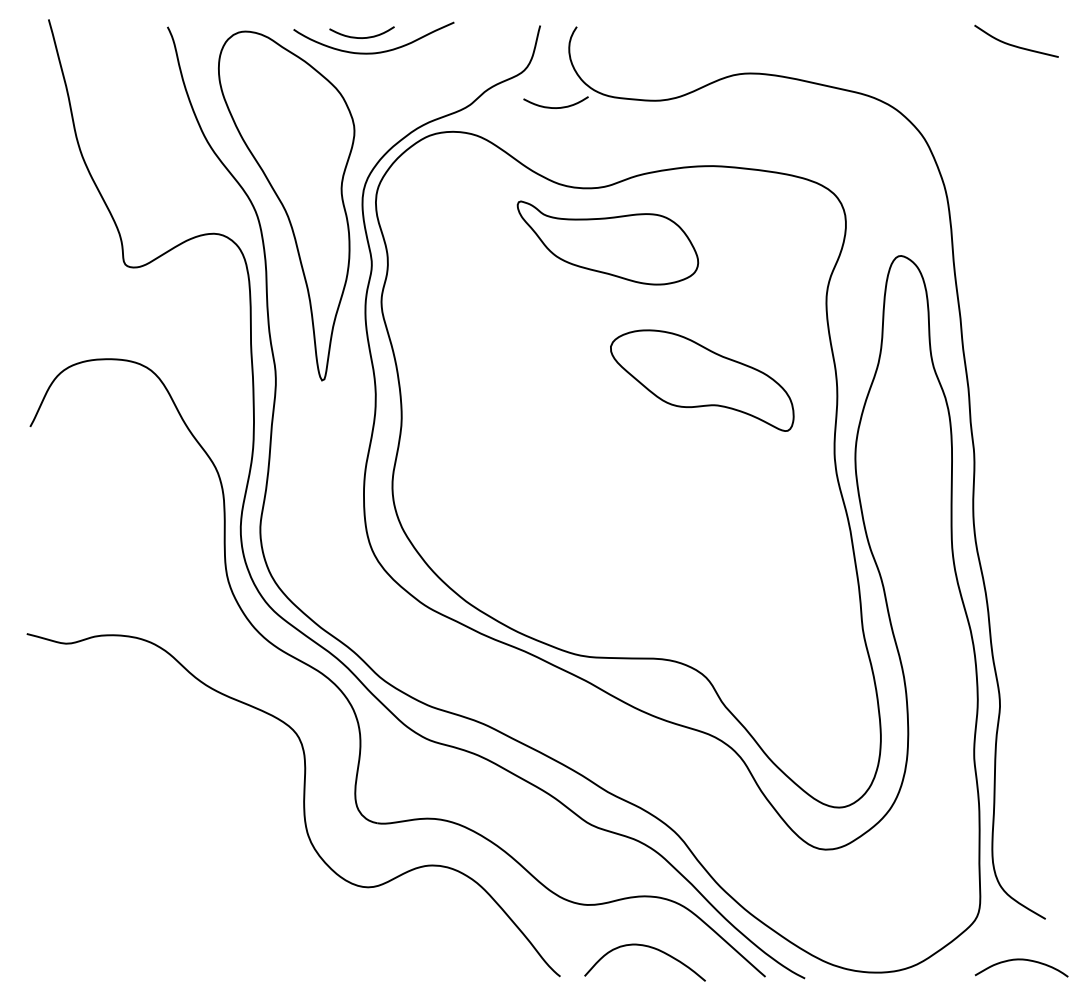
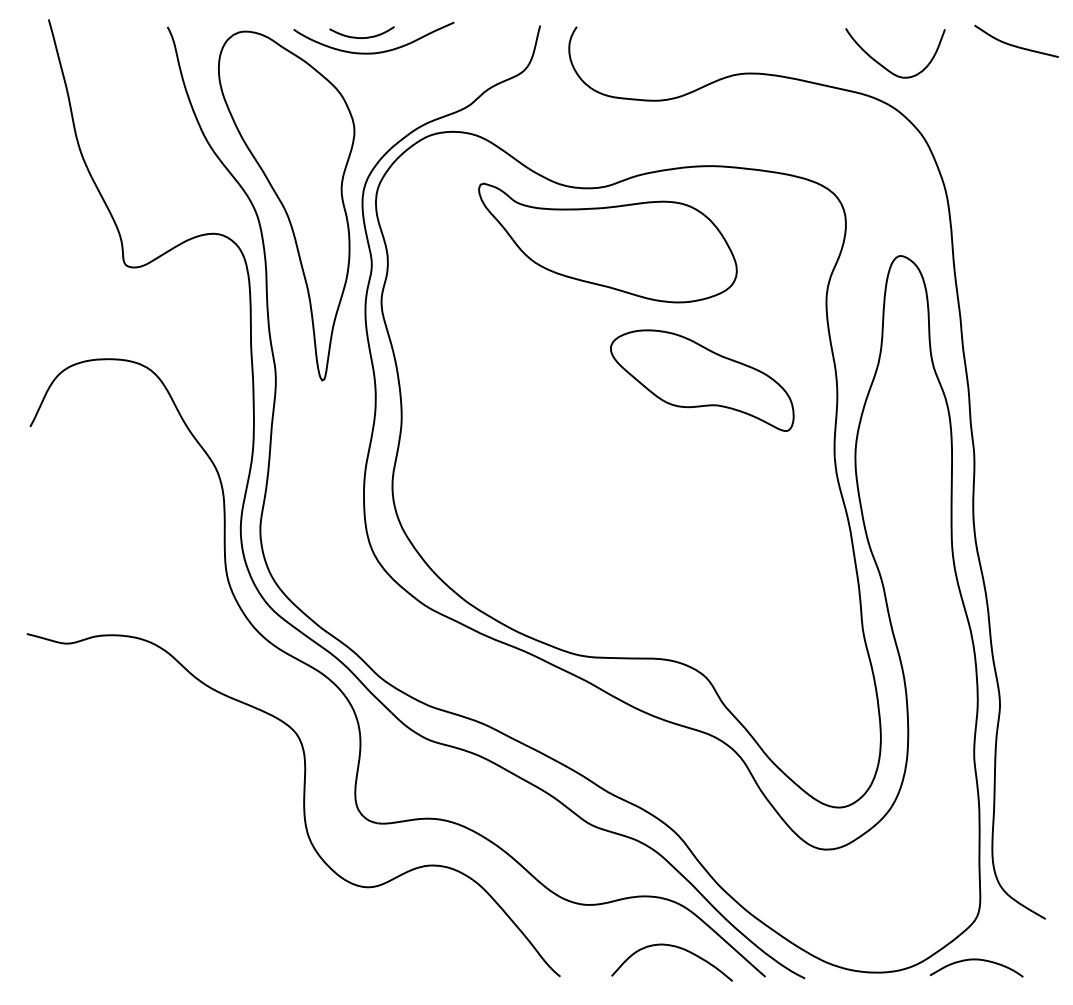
curve: none -> present (883, 65)
curve: present -> none (555, 107)
part size: 184x86 px -> 260x122 px (607, 242)
curve position: (647, 947) -> (674, 947) (674, 947)
curve position: (1021, 960) -> (976, 960) (976, 960)
